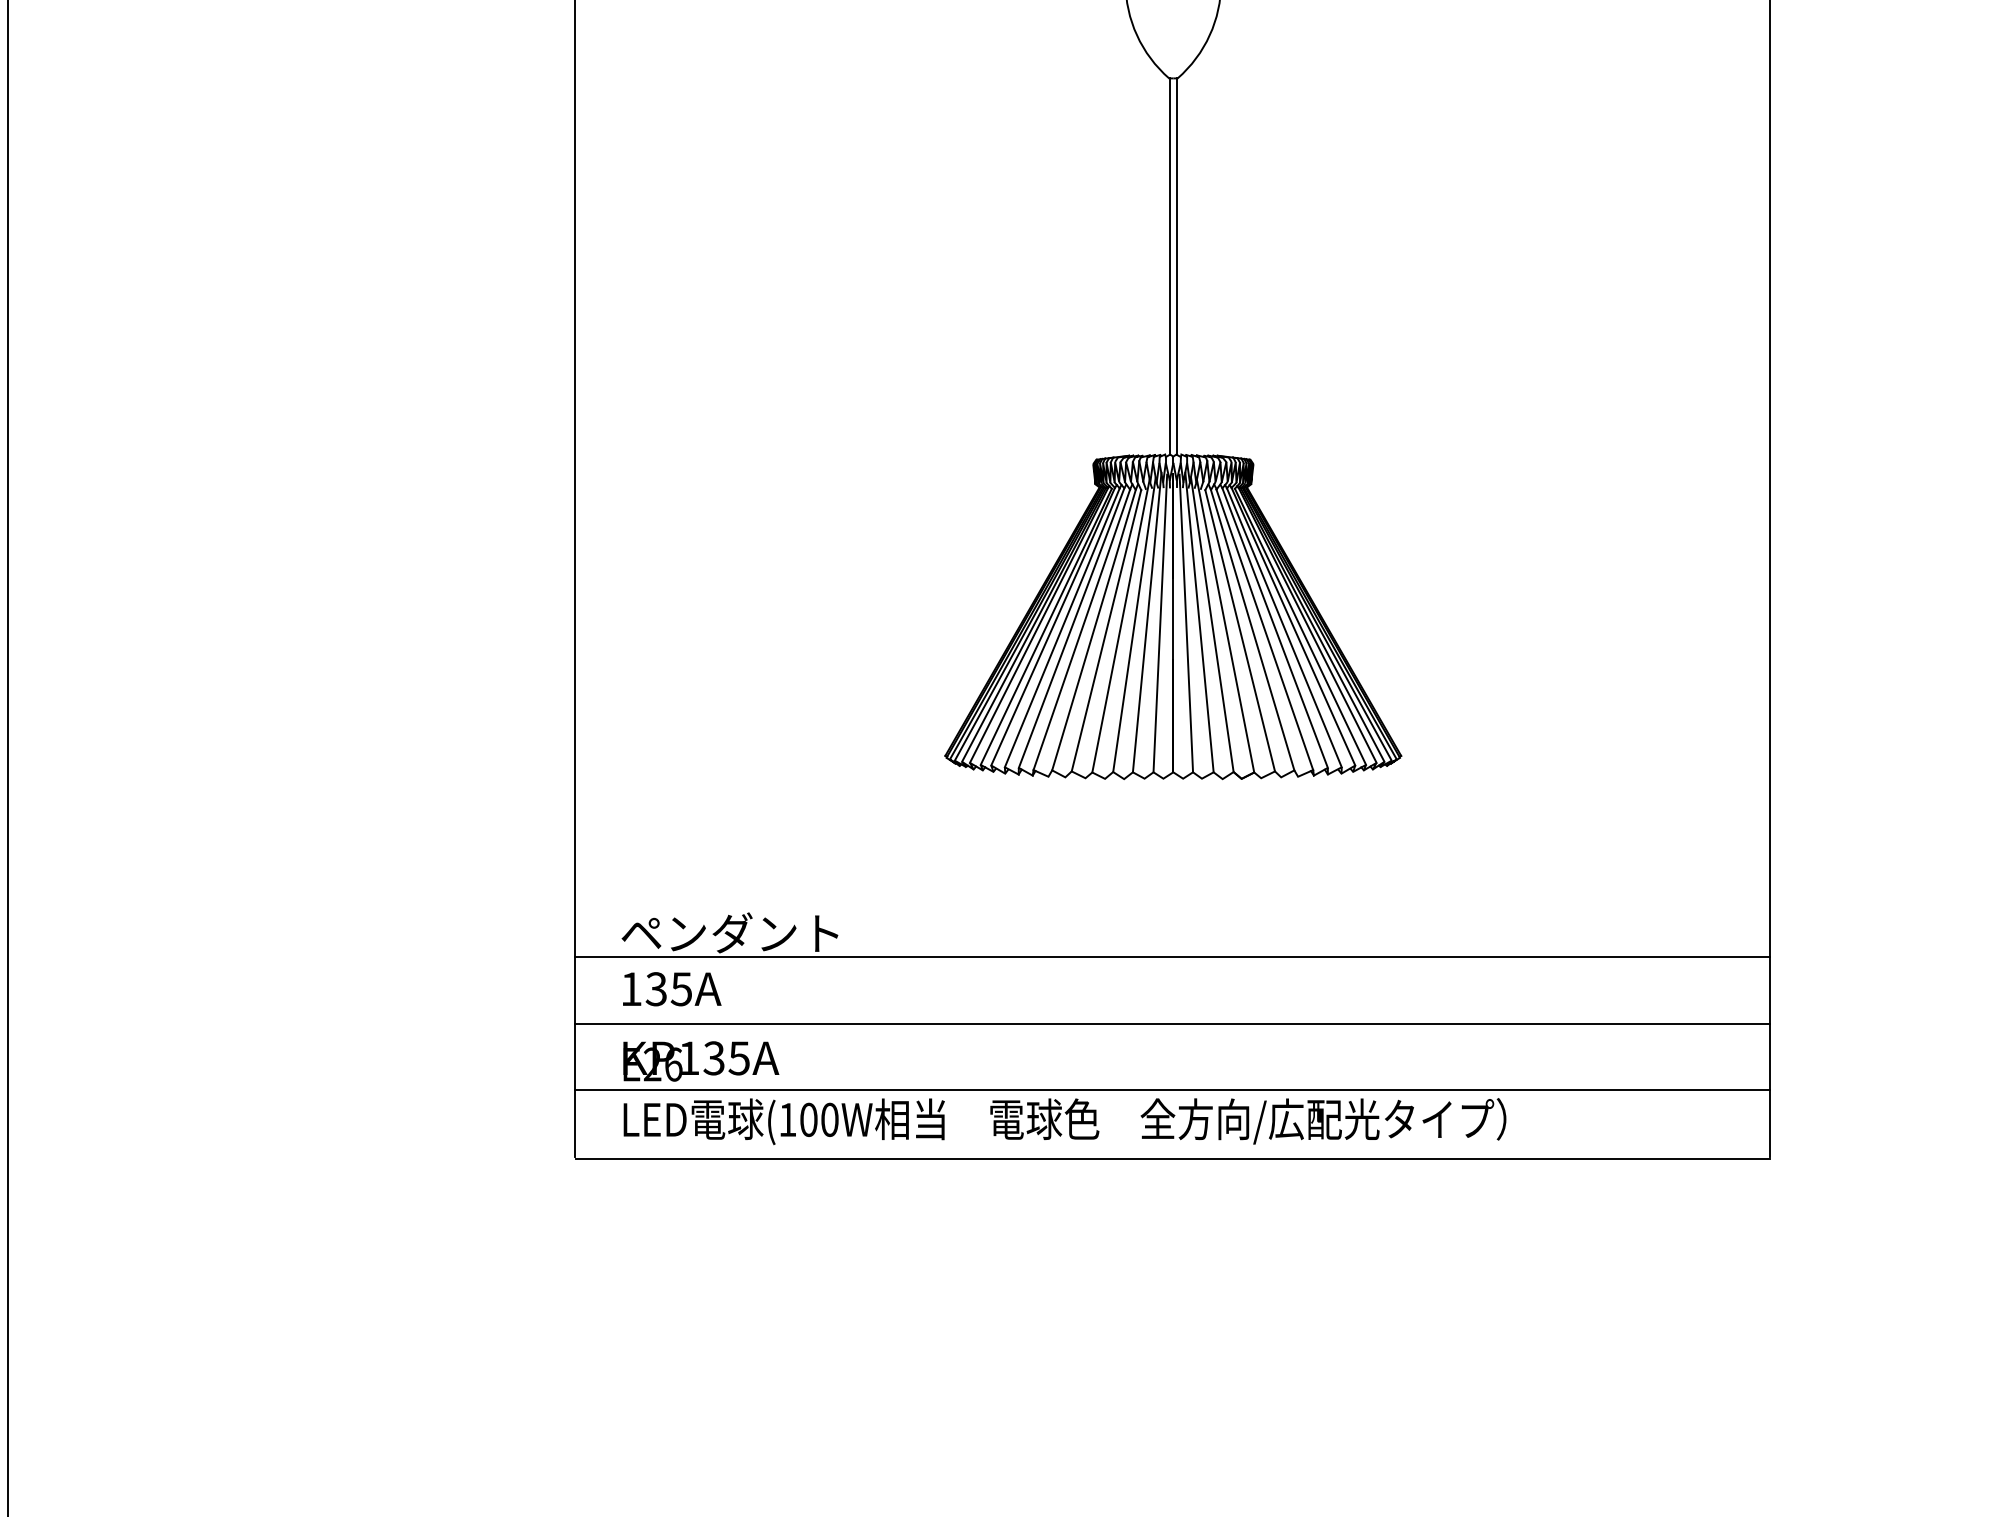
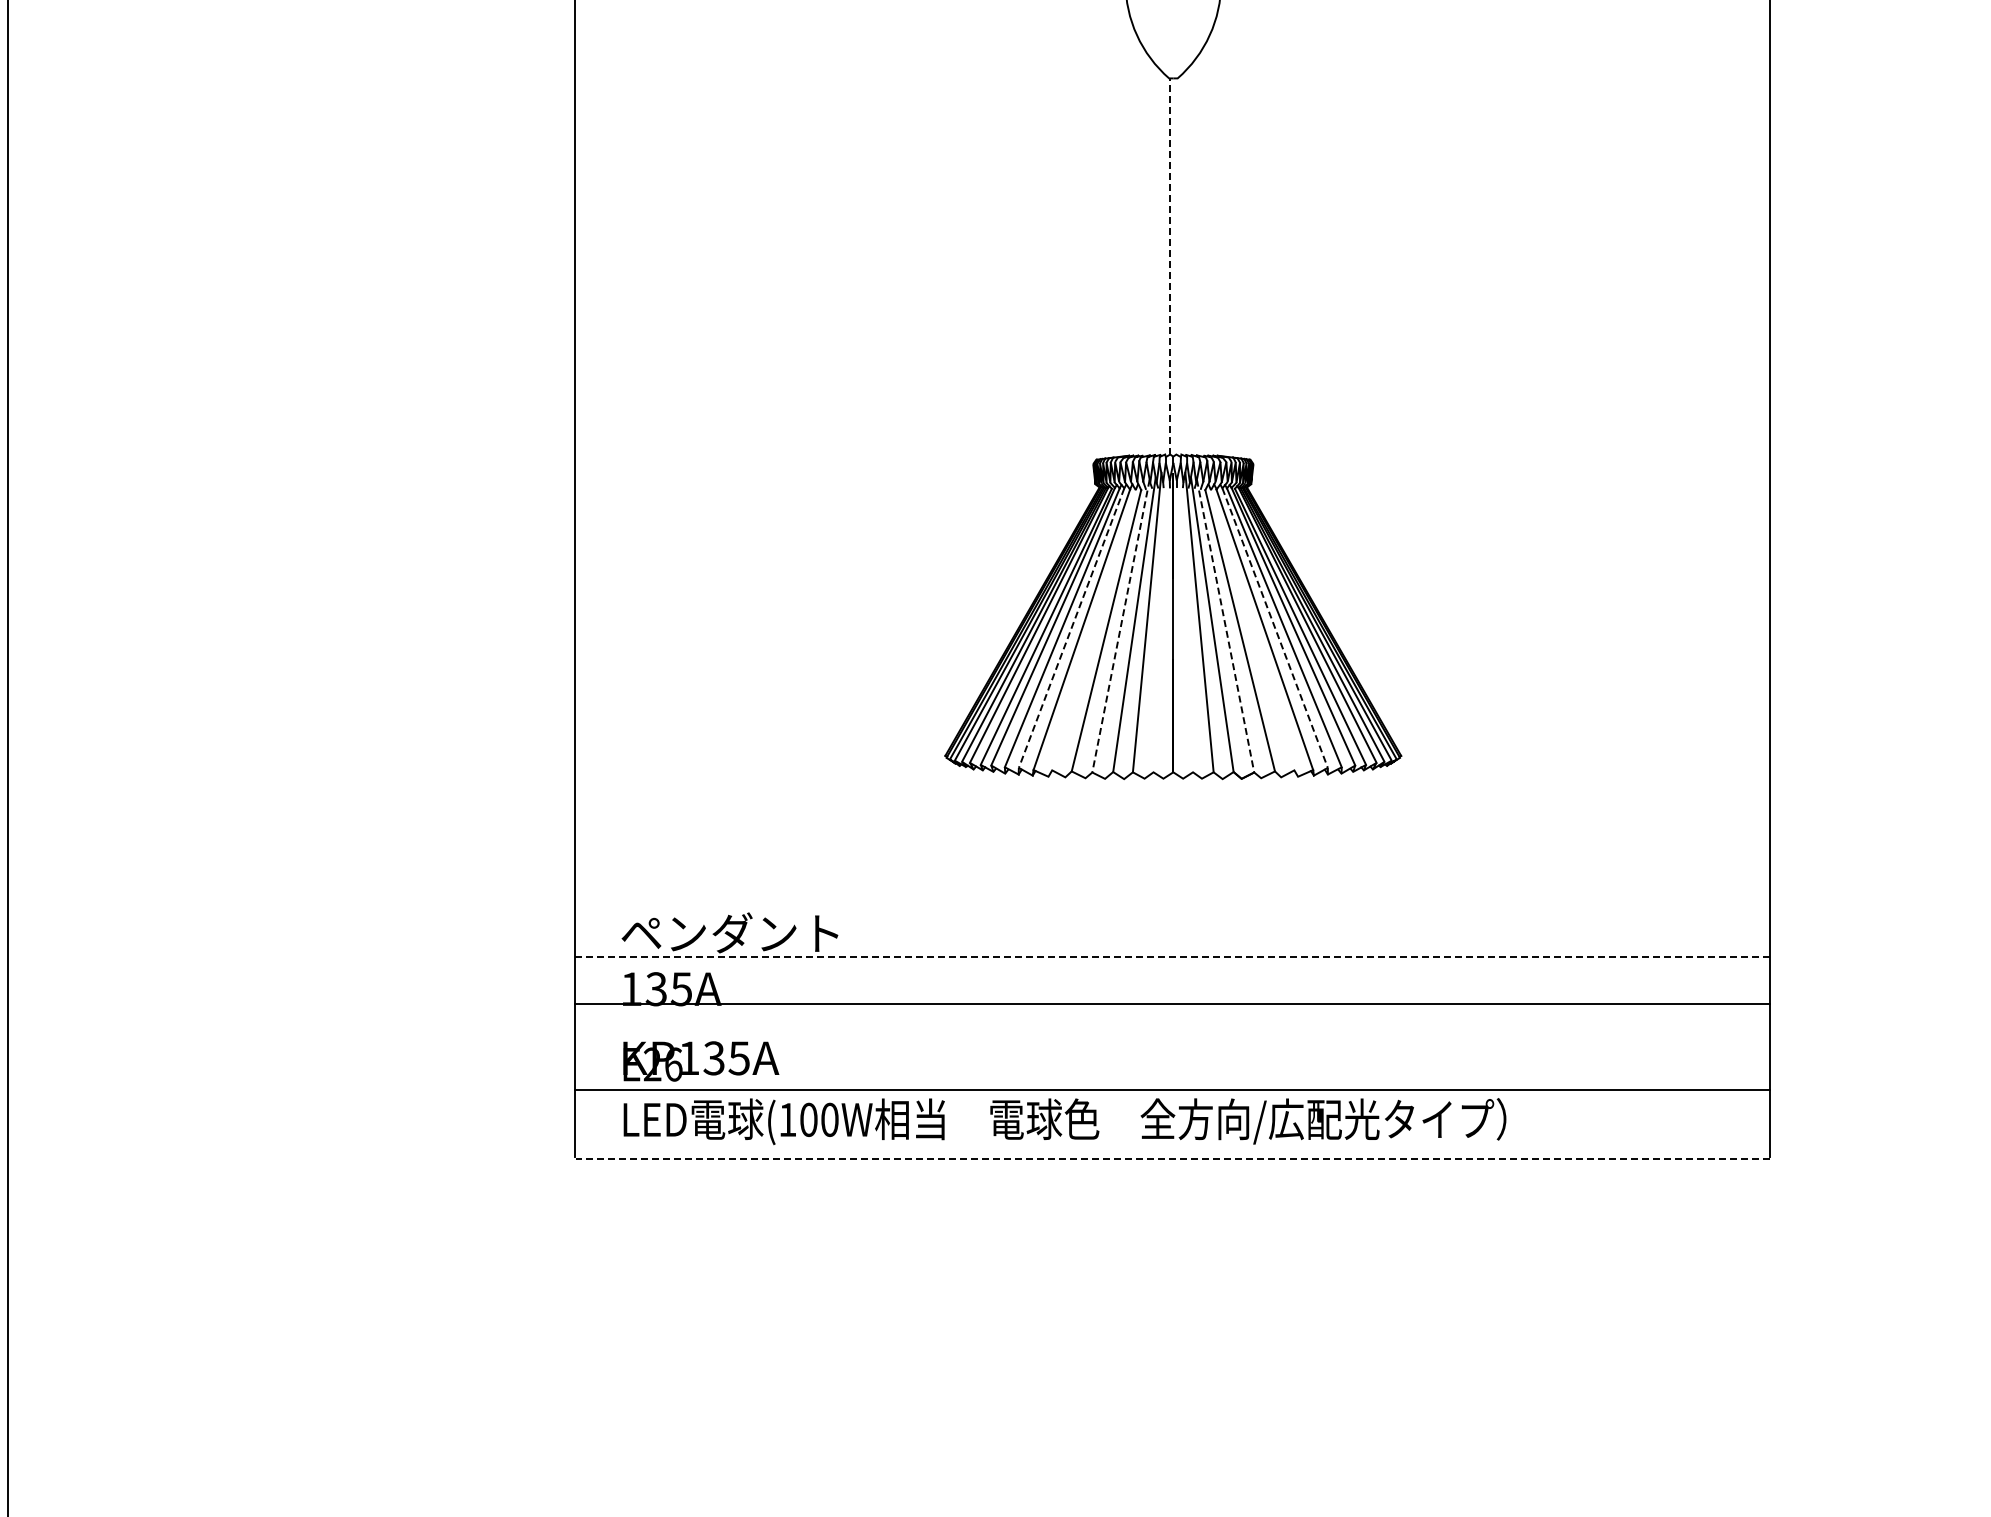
line: solid -> dashed (1170, 266)
line: present -> none (1176, 266)
line: present -> none (1160, 623)
line: present -> none (1186, 623)
line: solid -> dashed (1120, 626)
line: solid -> dashed (1225, 626)
line: solid -> dashed (1071, 628)
line: solid -> dashed (1275, 628)
line: present -> none (1093, 630)
line: present -> none (1252, 630)
line: solid -> dashed (1172, 957)
line position: (1172, 1023) -> (1172, 1003) (1172, 1003)
line: solid -> dashed (1172, 1158)
